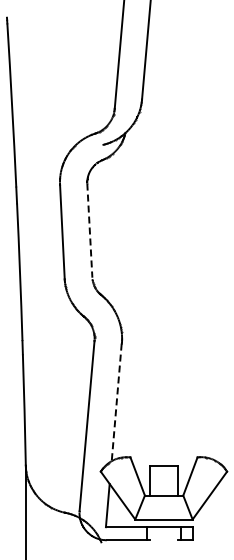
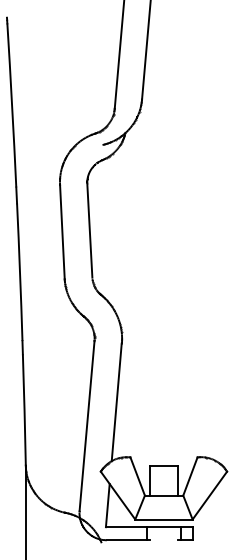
line: dashed -> solid (89, 231)
line: dashed -> solid (116, 402)
